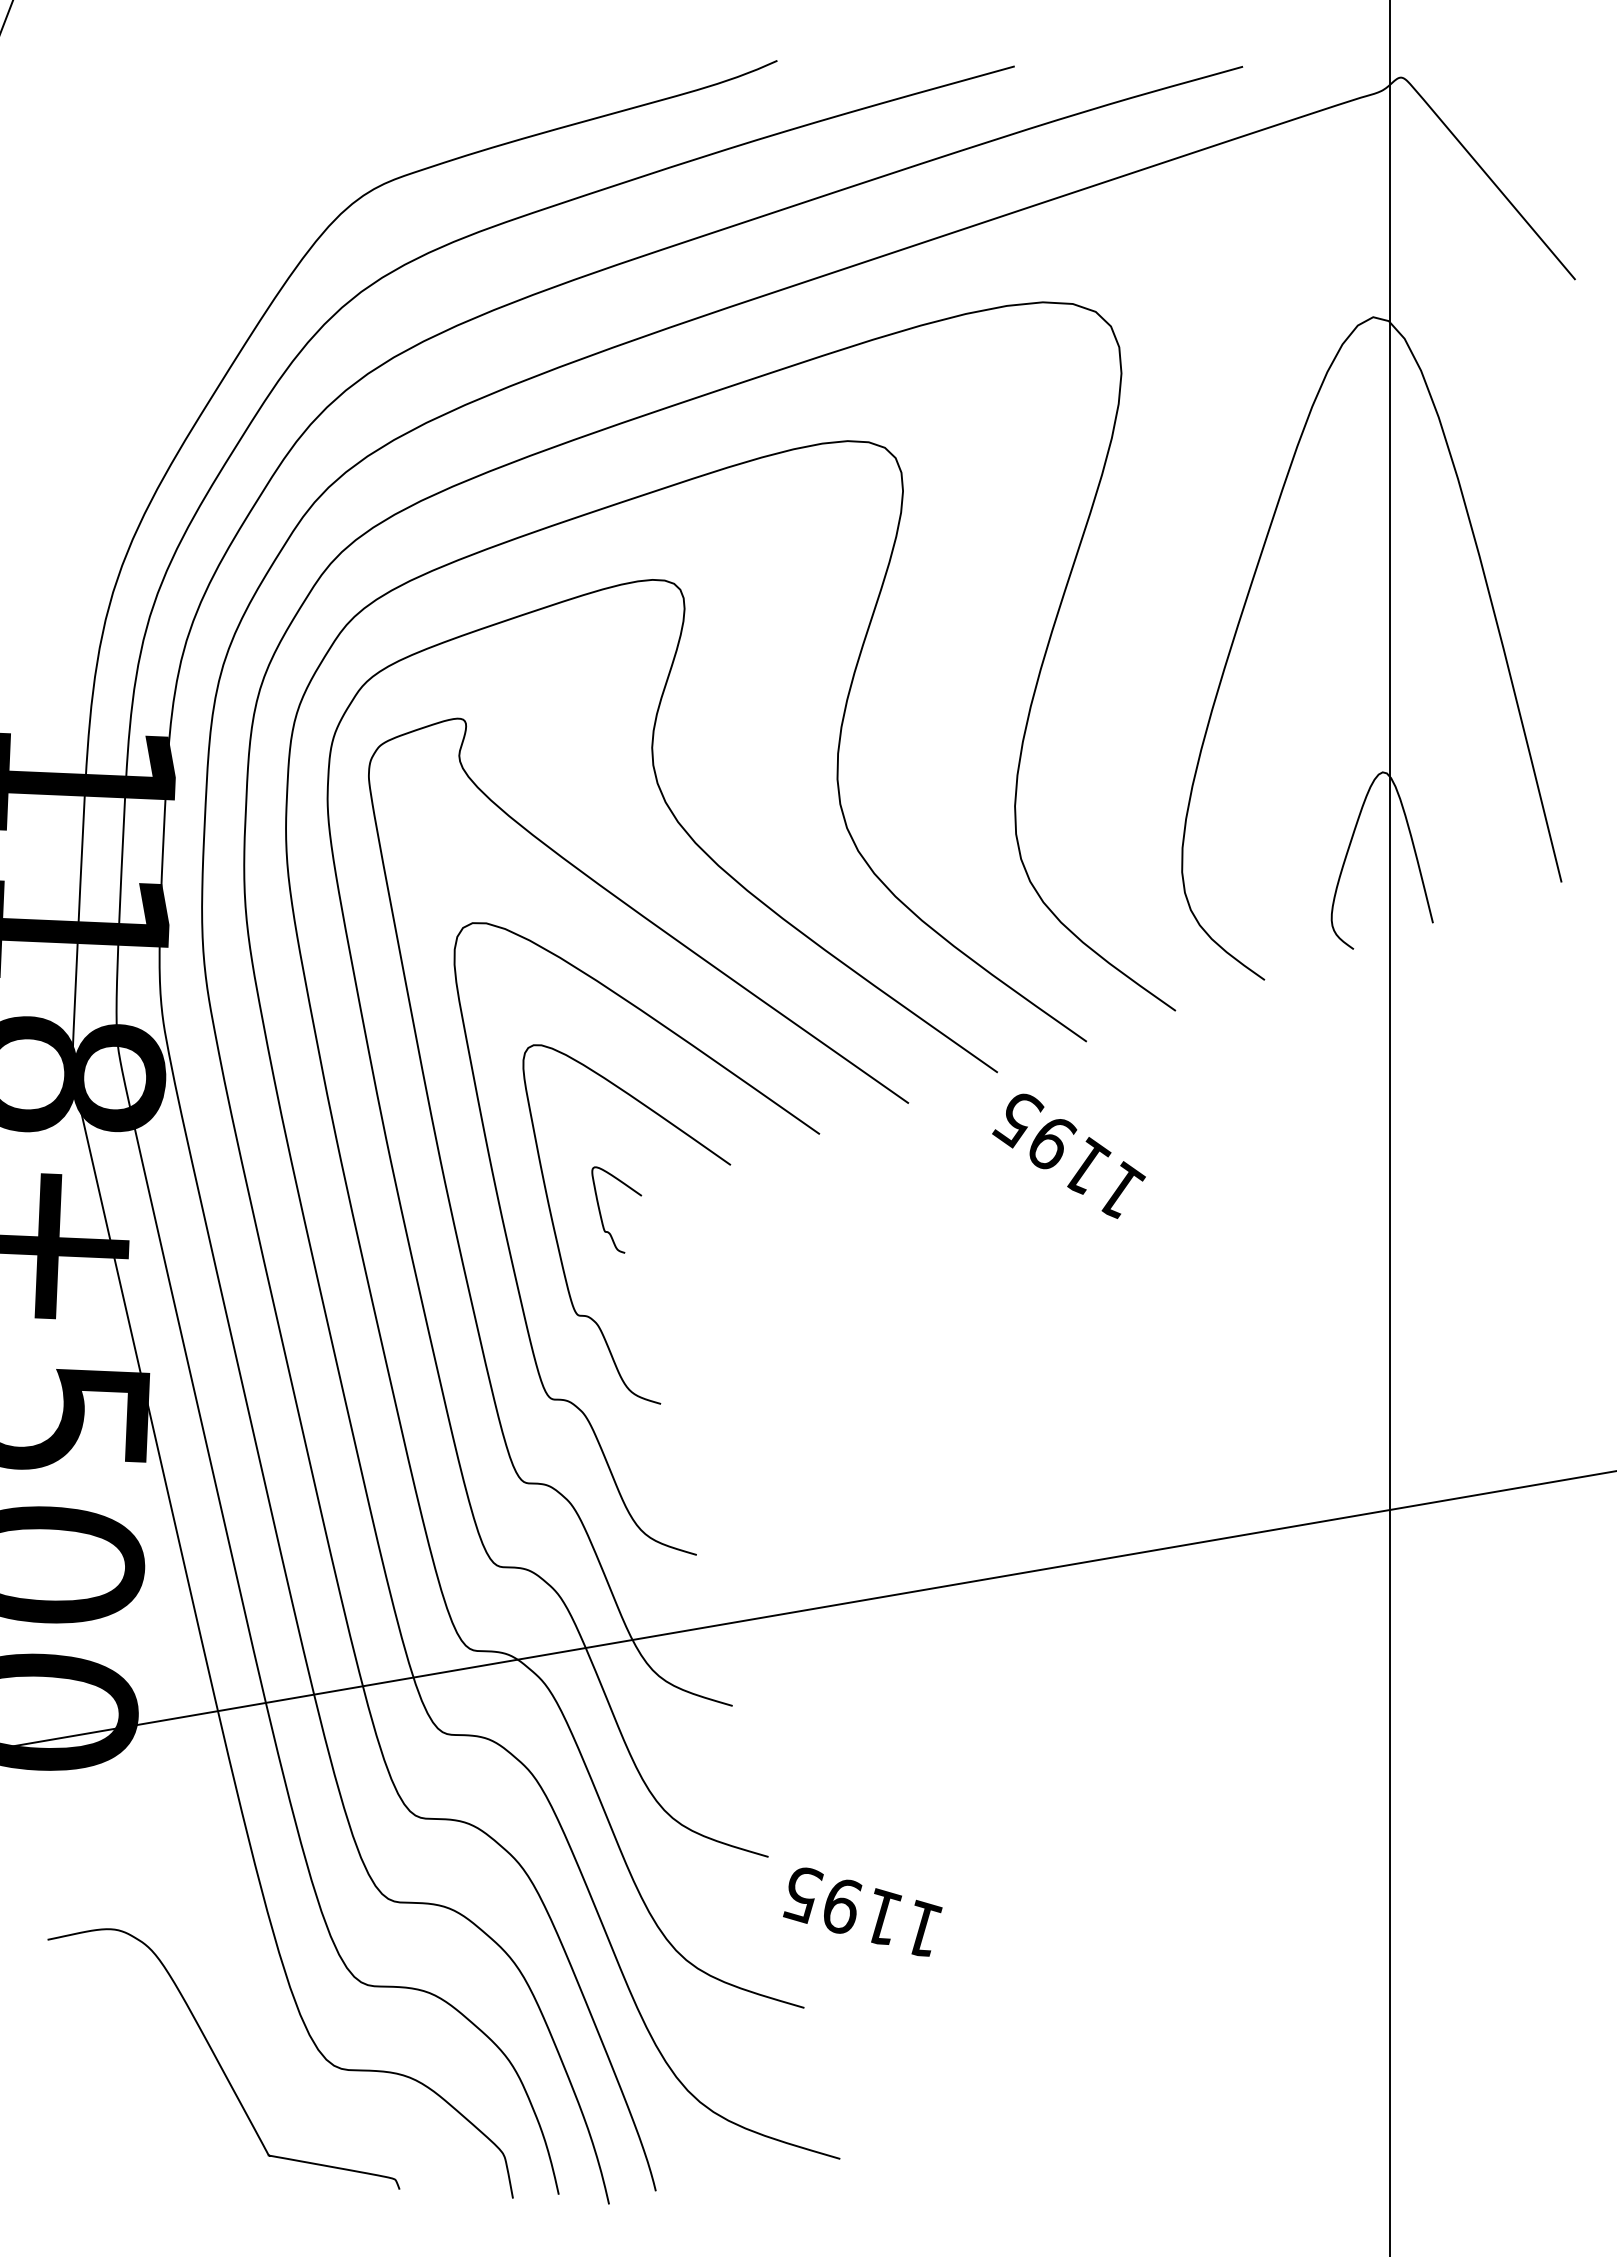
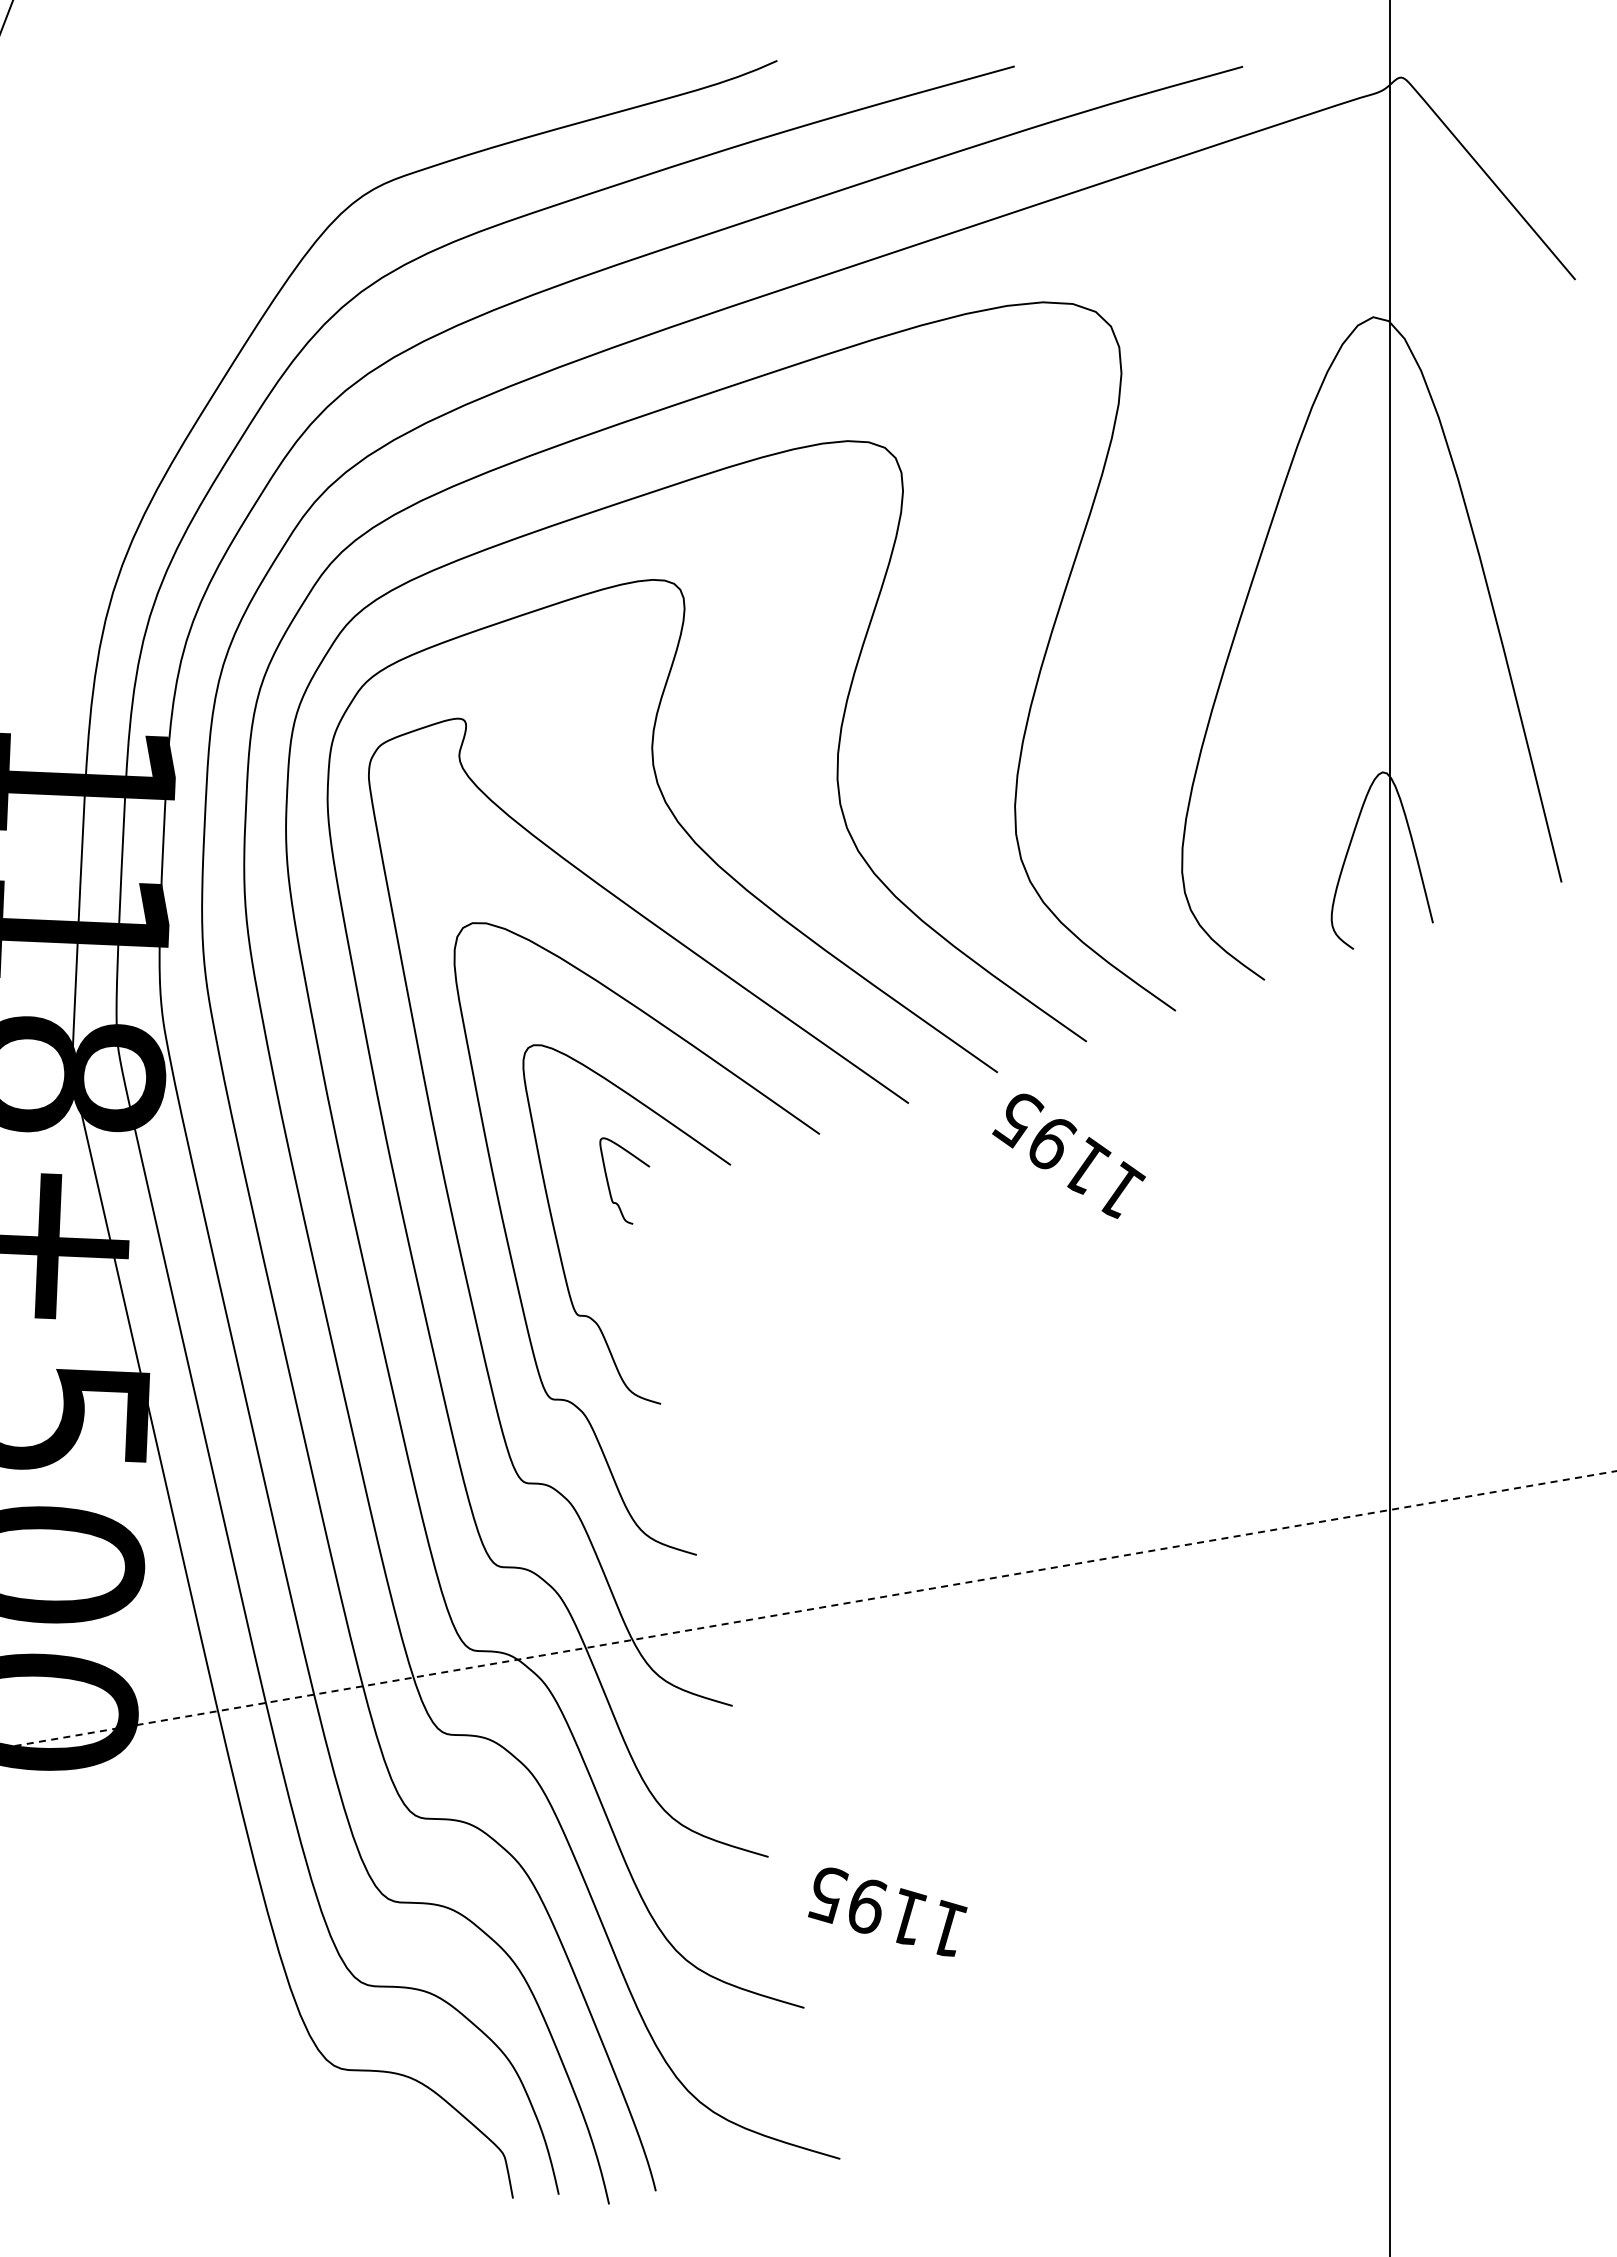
curve position: (601, 1213) -> (609, 1184) (609, 1184)
line: solid -> dashed (808, 1609)
text position: (862, 1911) -> (887, 1911) (887, 1911)
curve: present -> none (219, 2061)
